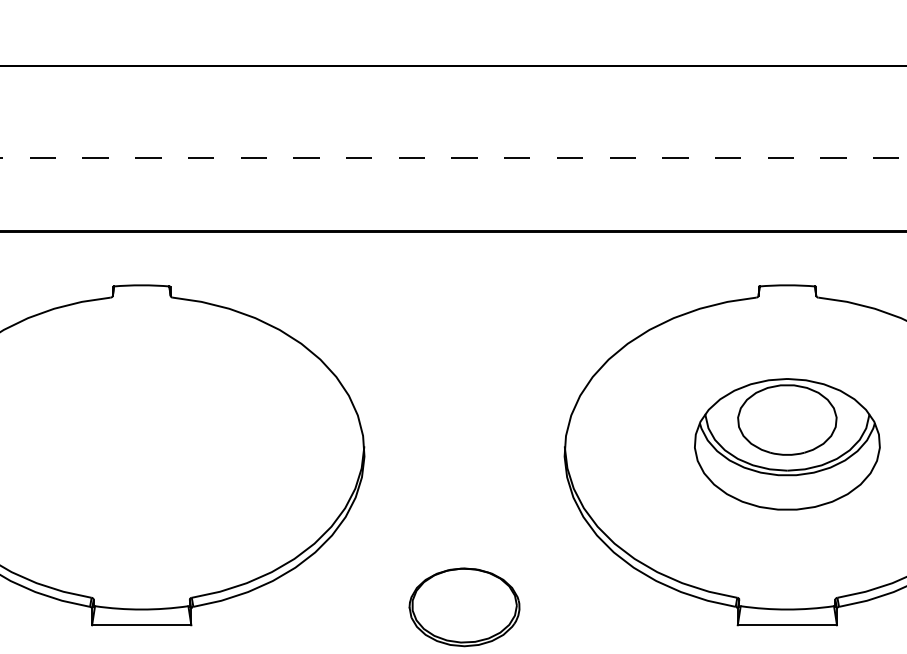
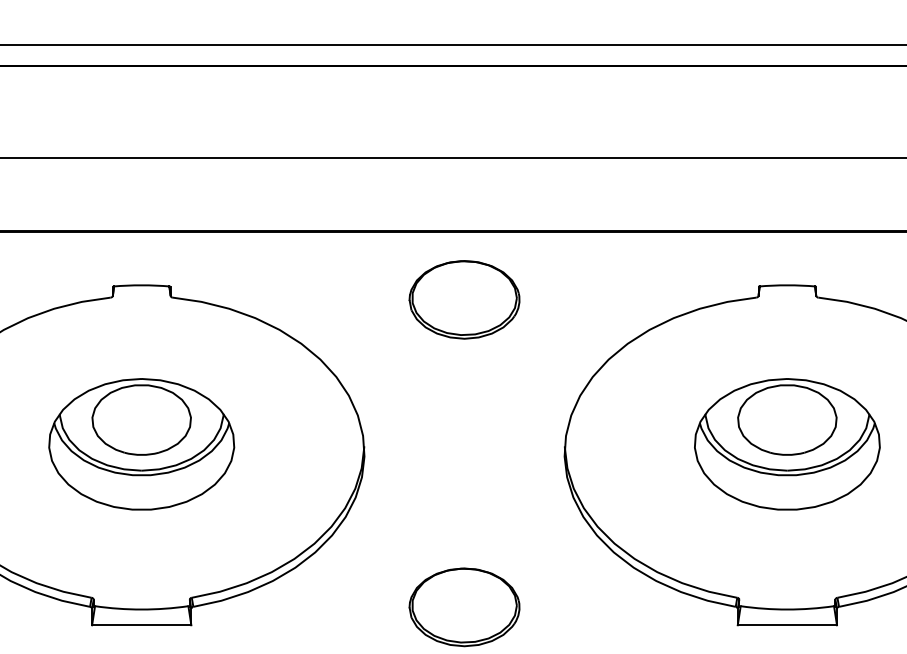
line: none -> present (452, 45)
line: dashed -> solid (453, 157)
part: none -> present (464, 299)
part: none -> present (141, 444)
